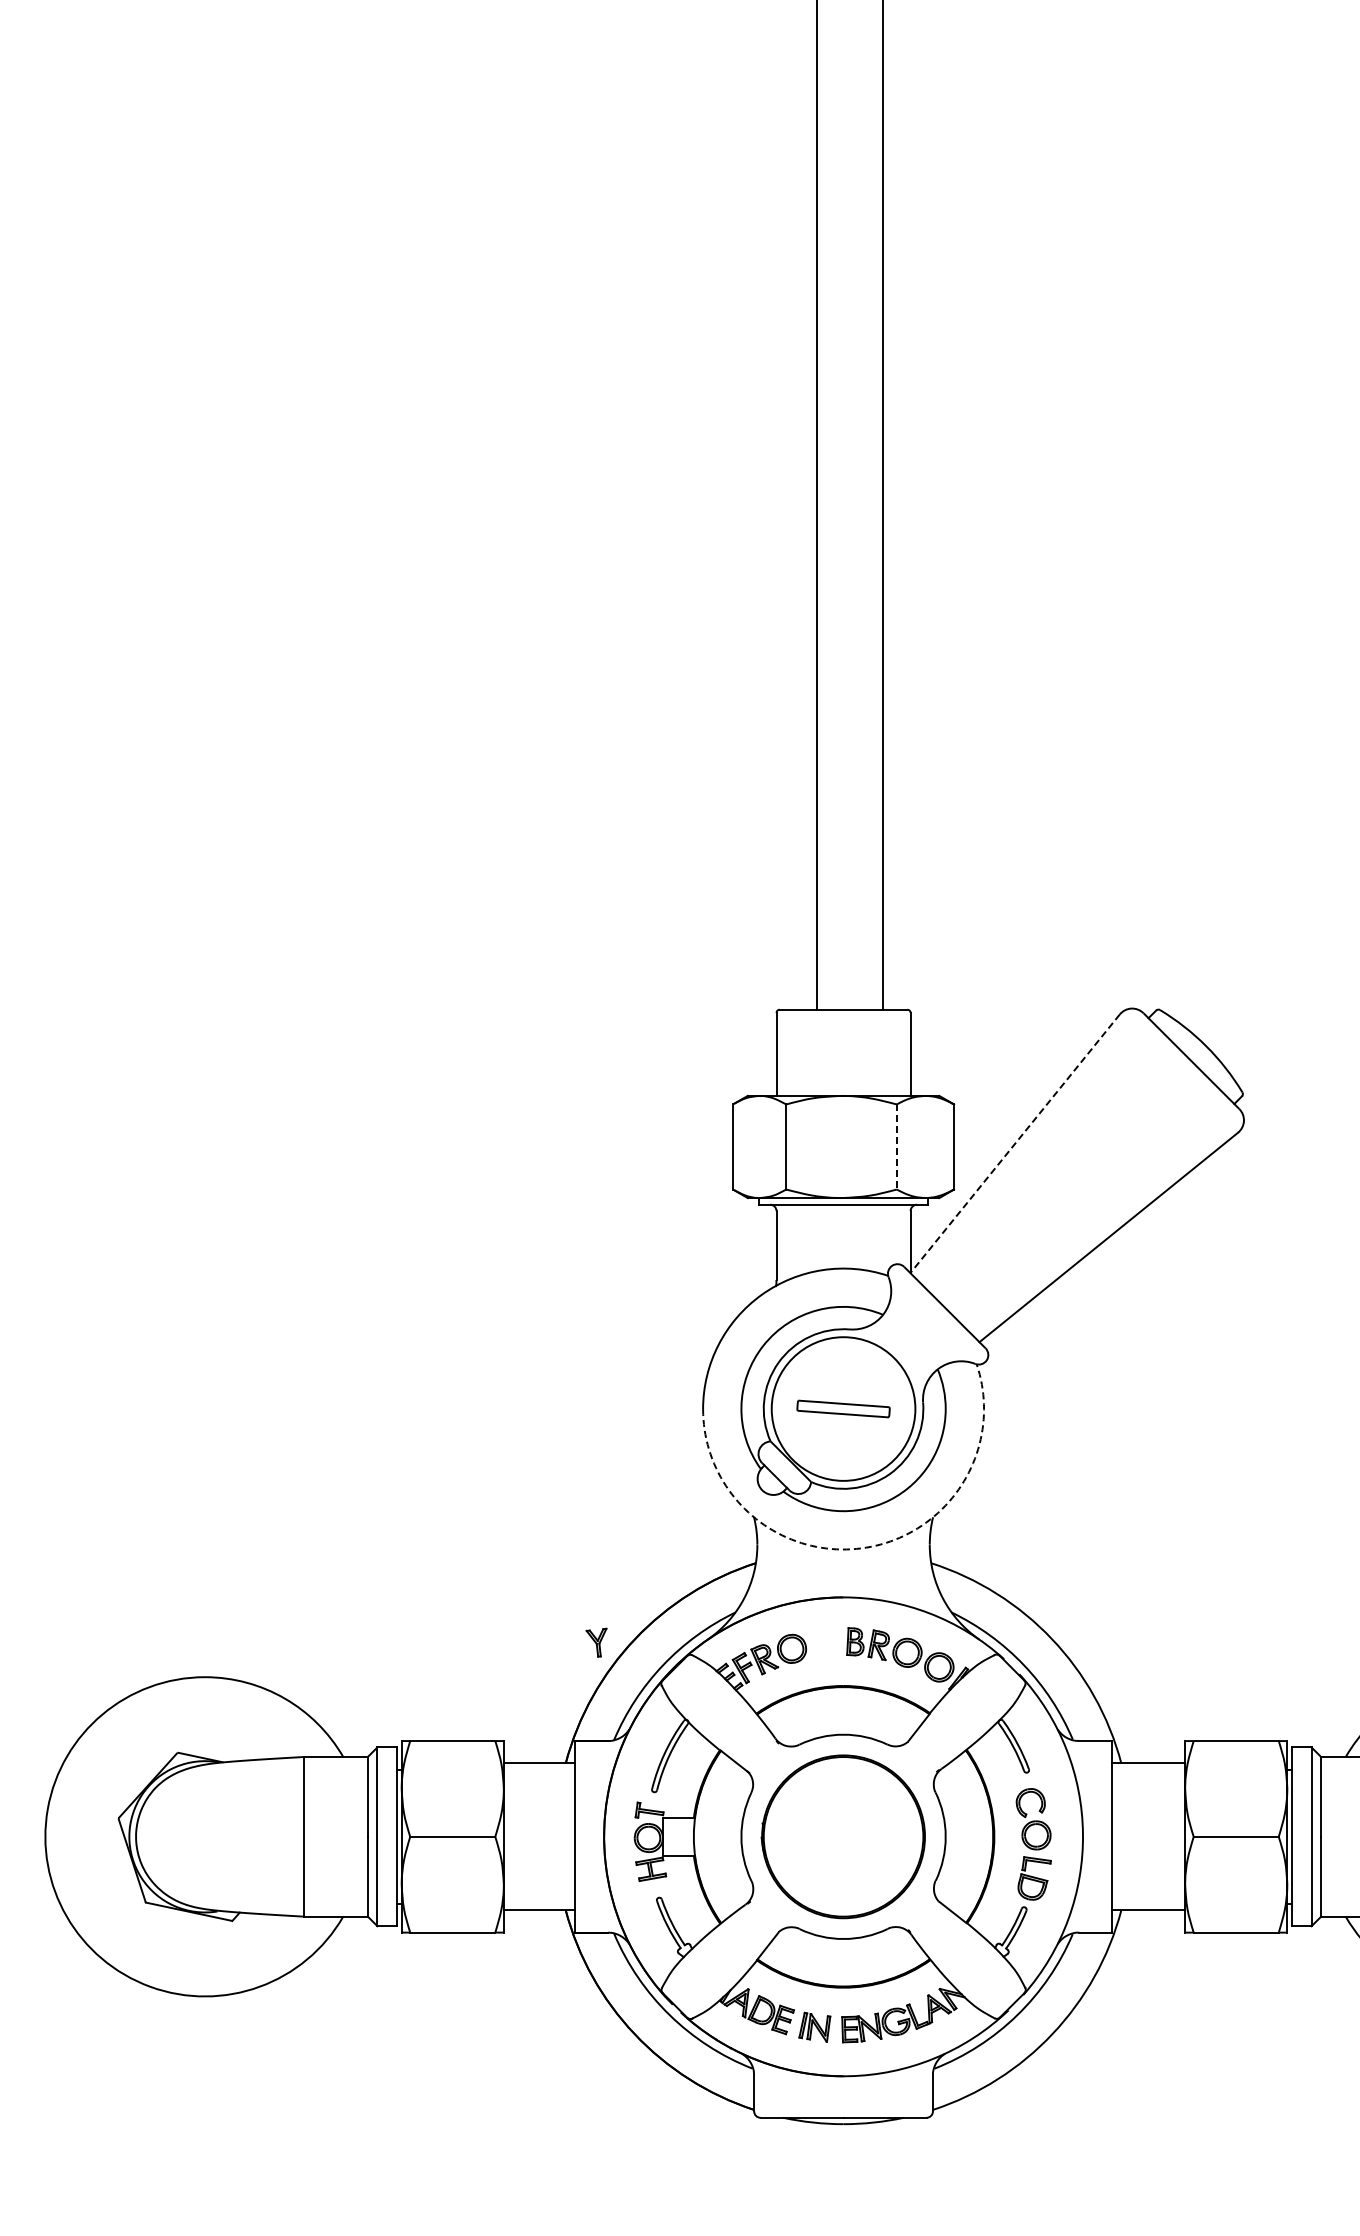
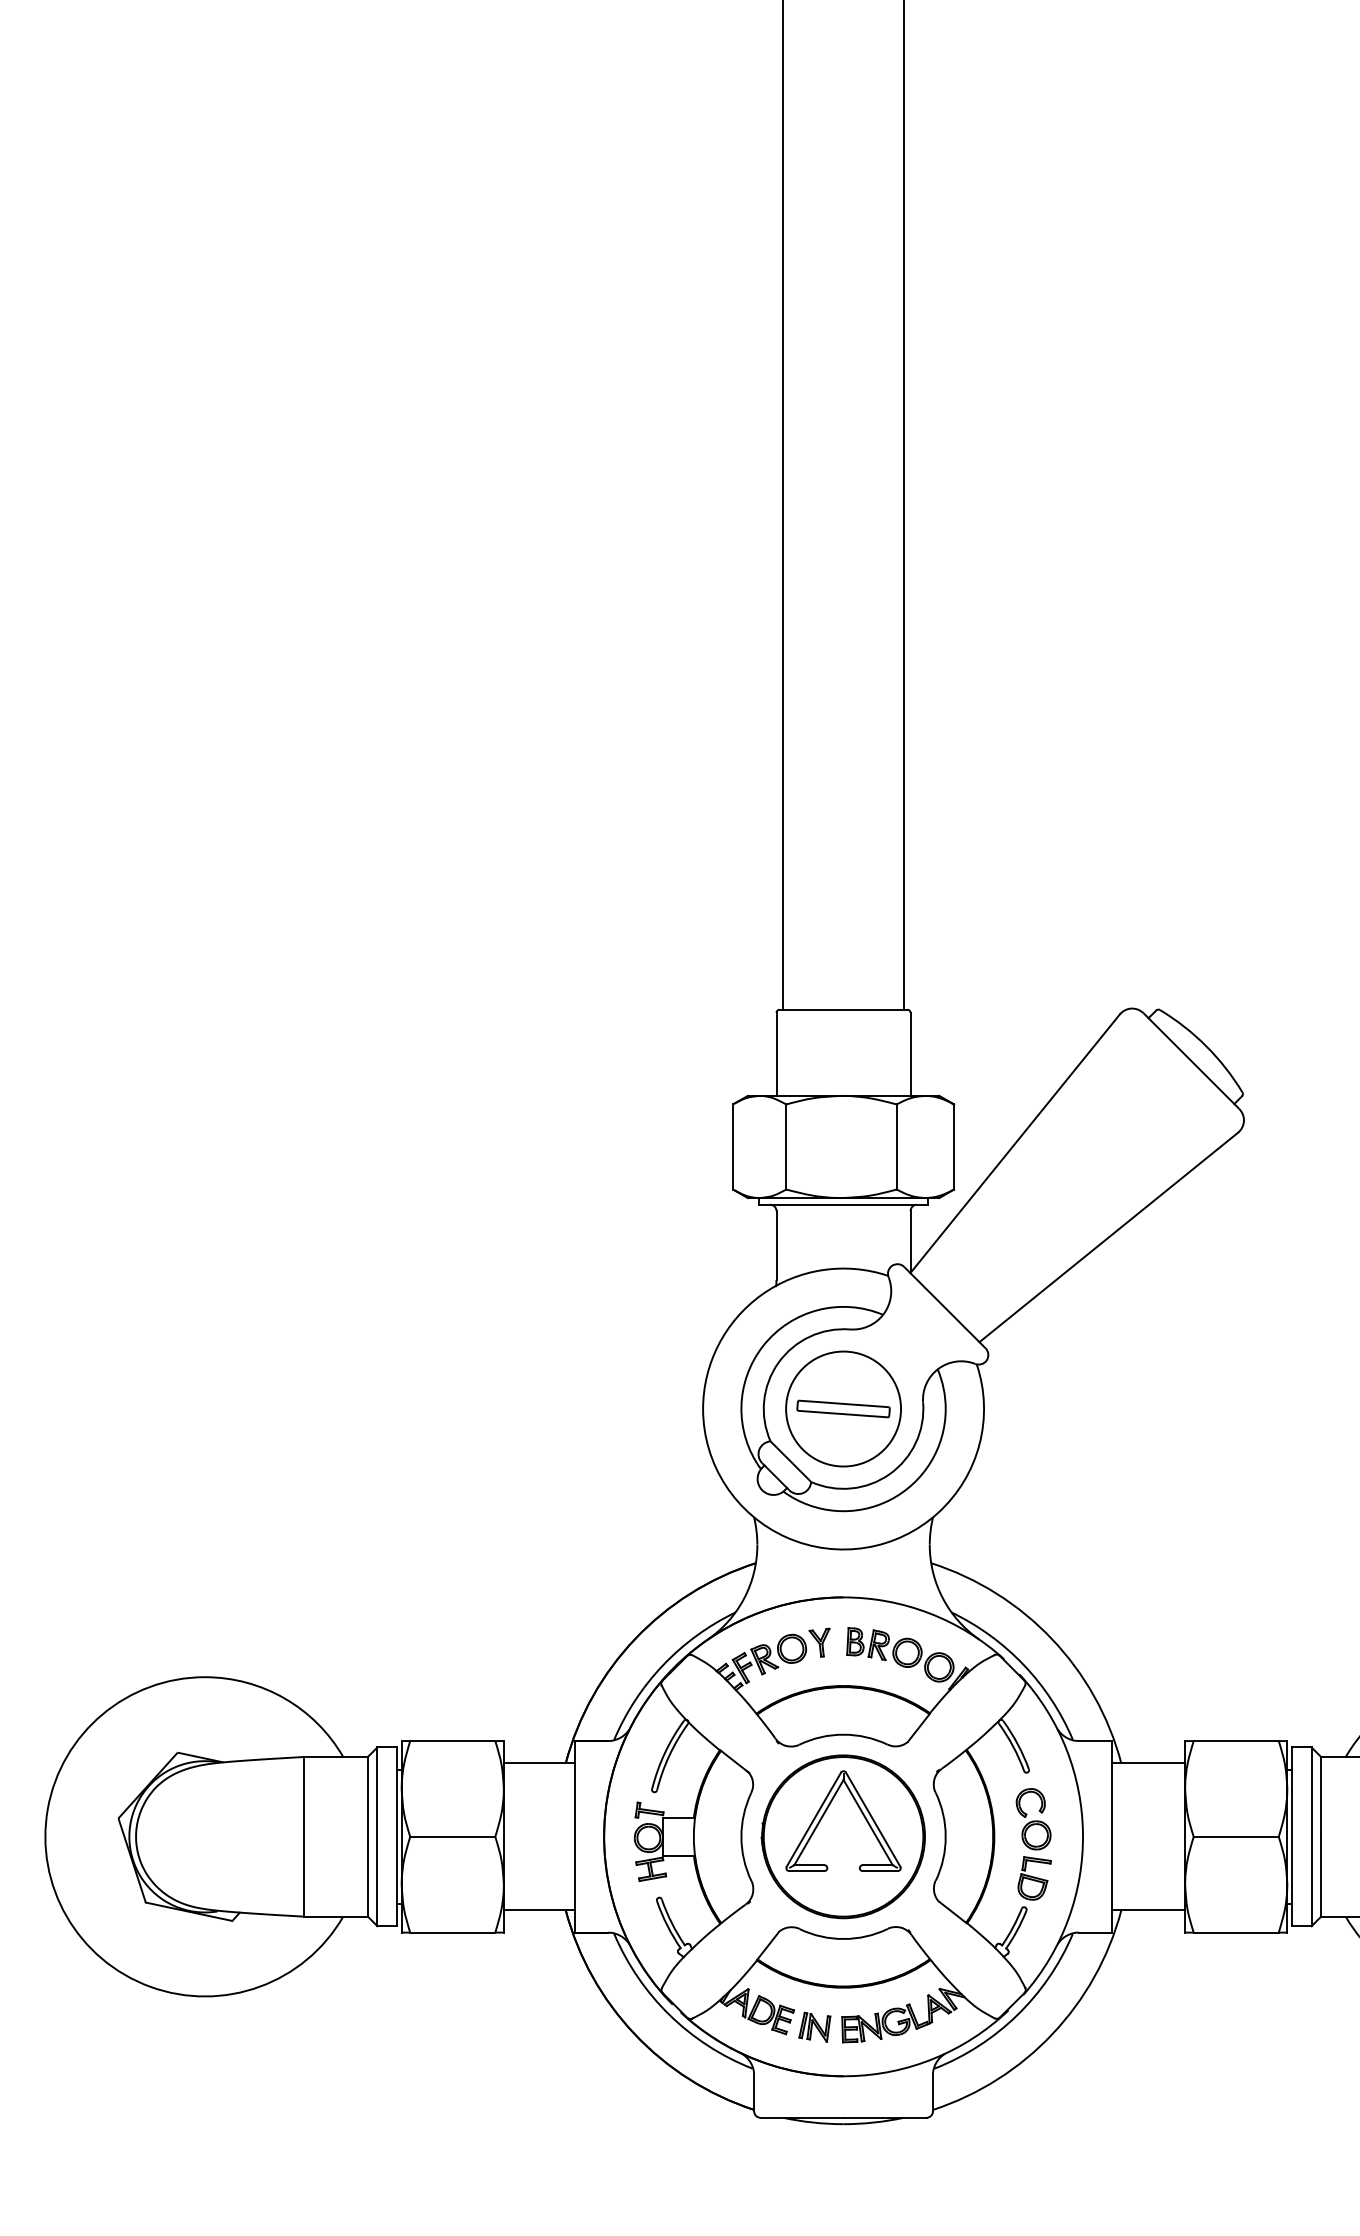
line position: (816, 505) -> (782, 505) (782, 505)
line position: (883, 505) -> (904, 505) (904, 505)
line: dashed -> solid (1014, 1144)
line: dashed -> solid (896, 1147)
circle diameter: 144 px -> 115 px (843, 1408)
arc: dashed -> solid (866, 1547)
part position: (596, 1642) -> (819, 1642) (819, 1642)
part: none -> present (828, 1808)
